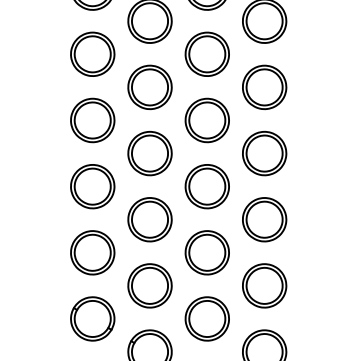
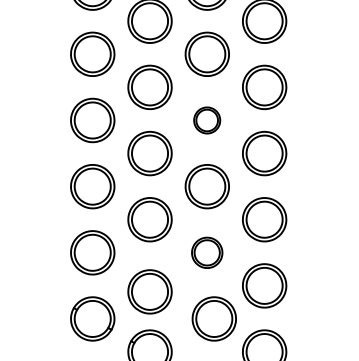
part size: 46x47 px -> 29x29 px (207, 120)
part size: 46x46 px -> 33x33 px (207, 252)
part position: (149, 285) -> (149, 291) (149, 291)
part position: (206, 318) -> (213, 318) (213, 318)
